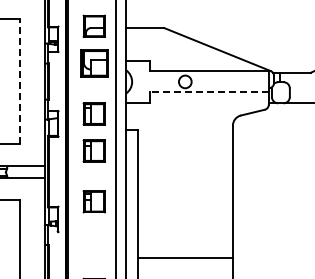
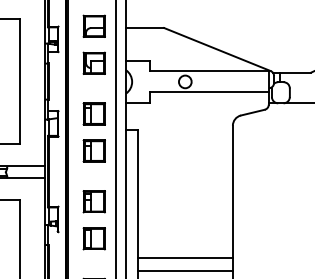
part size: 29x29 px -> 24x24 px (93, 62)
line: dashed -> solid (20, 81)
line: dashed -> solid (209, 92)
part: none -> present (93, 238)
line: none -> present (184, 270)
